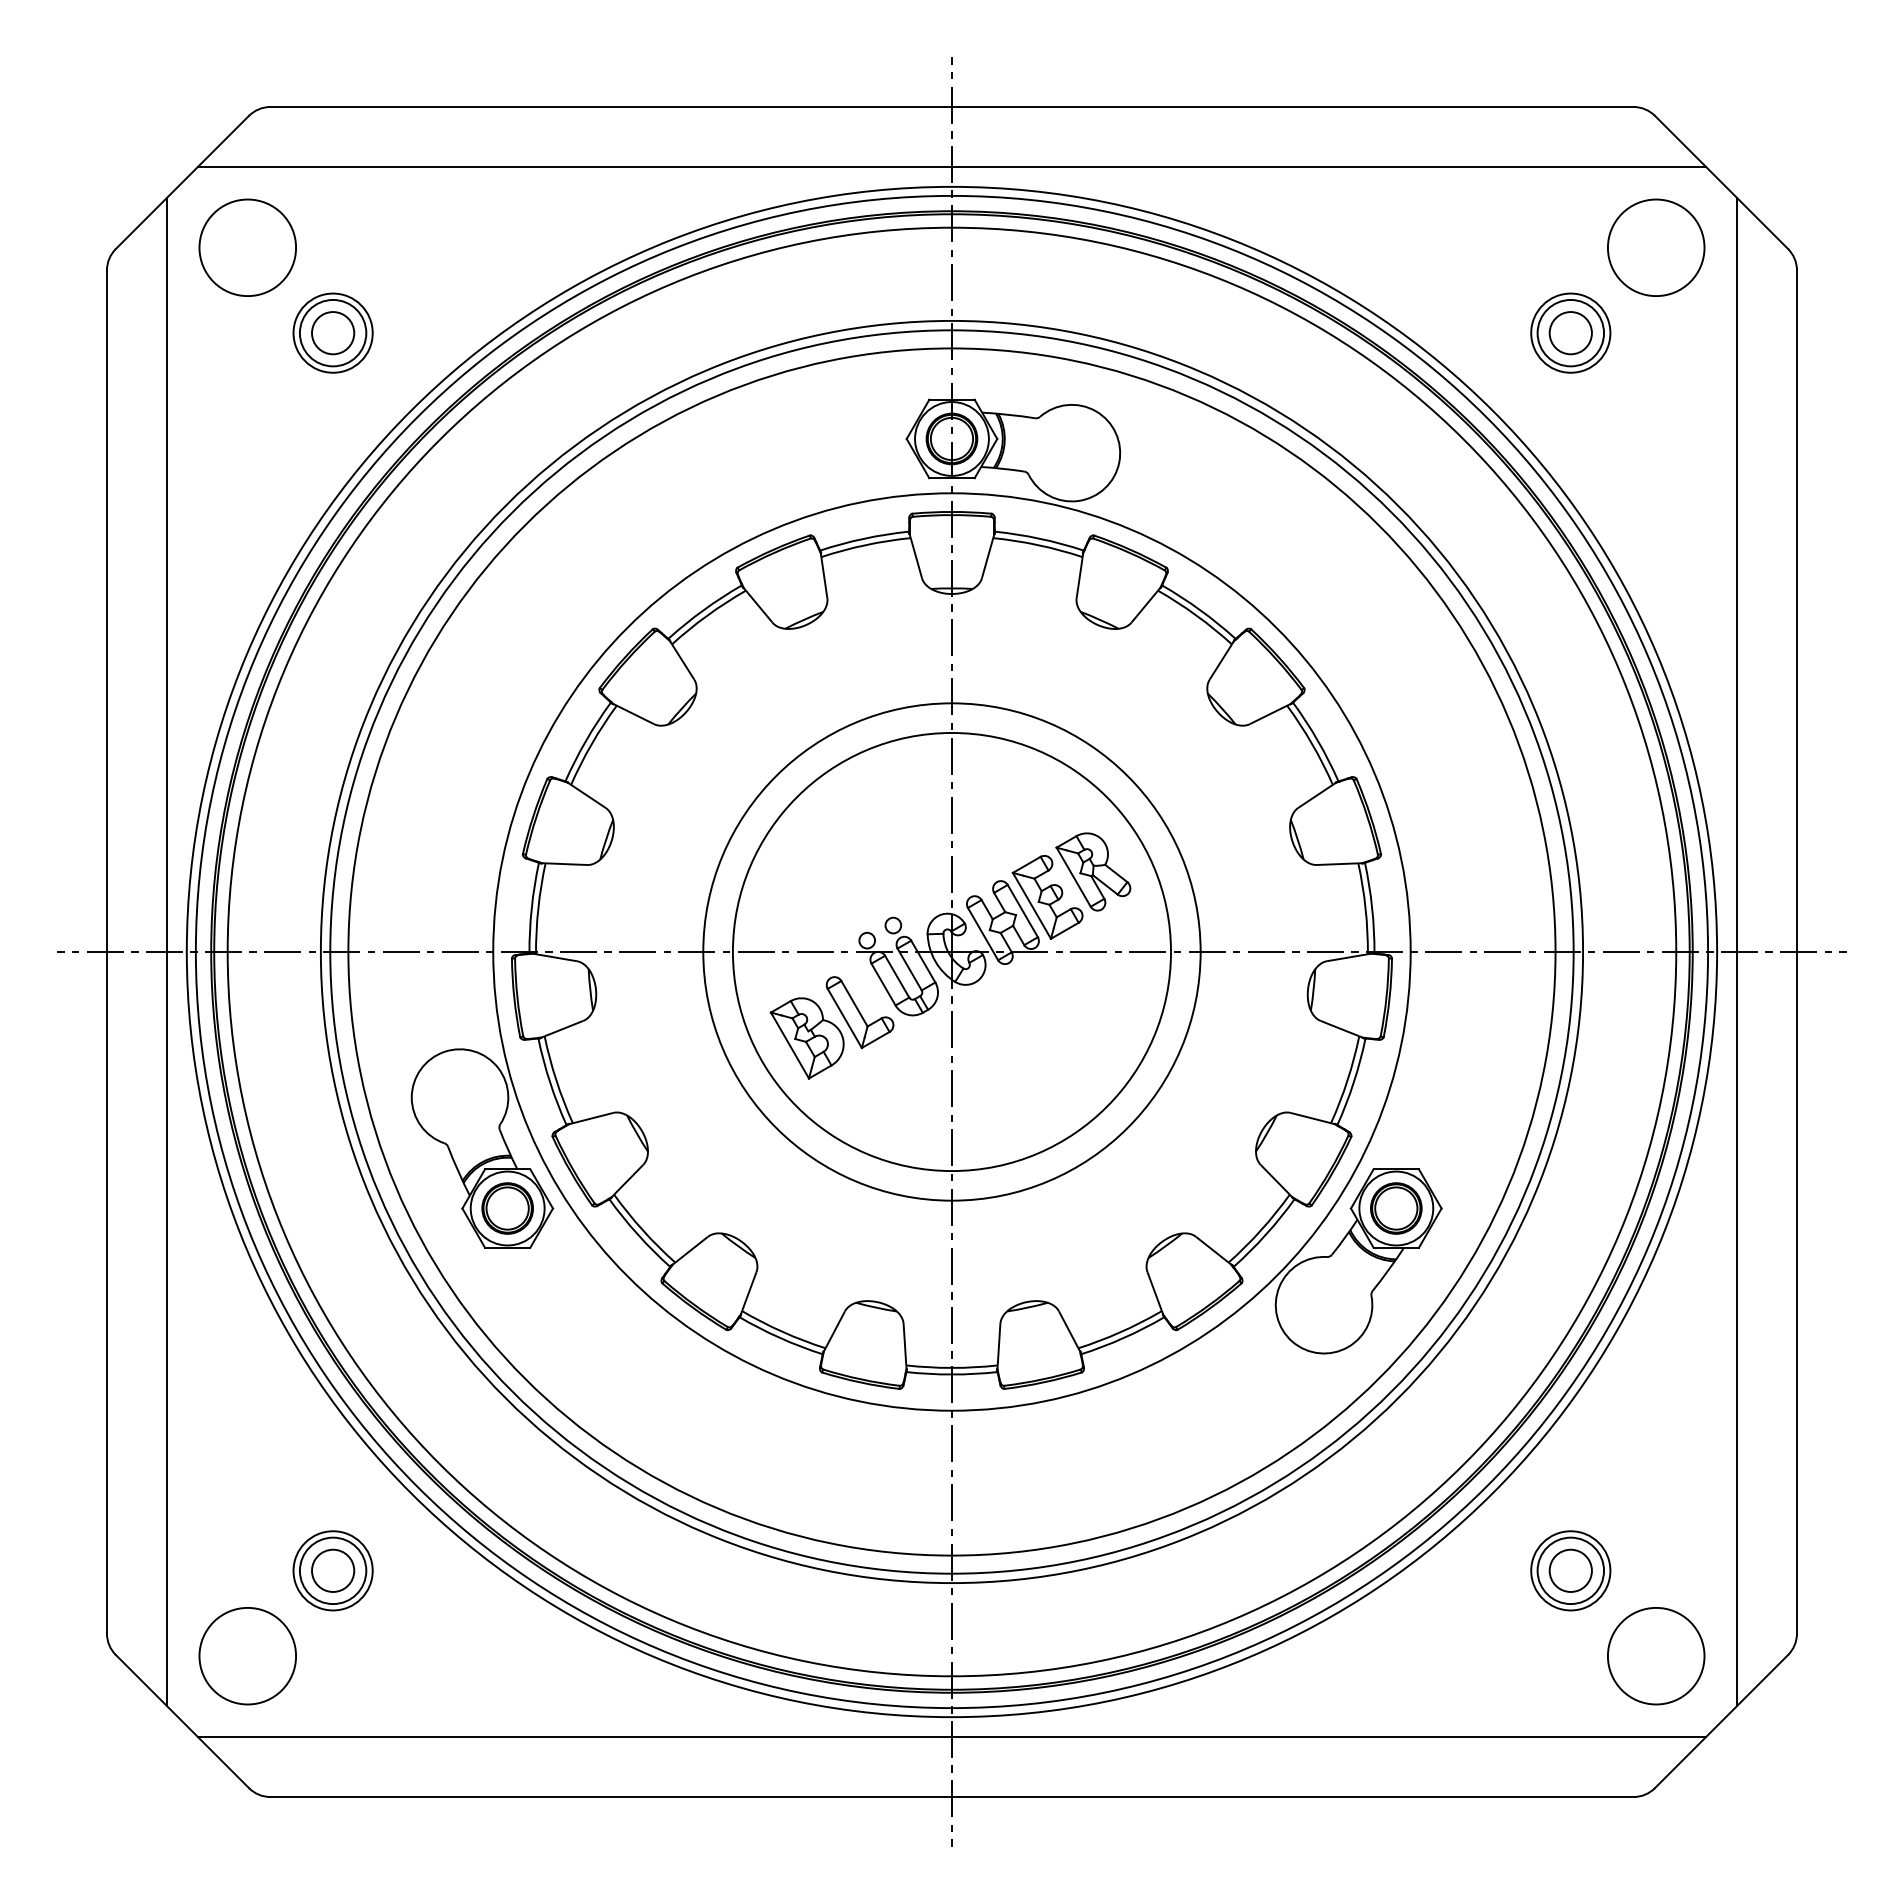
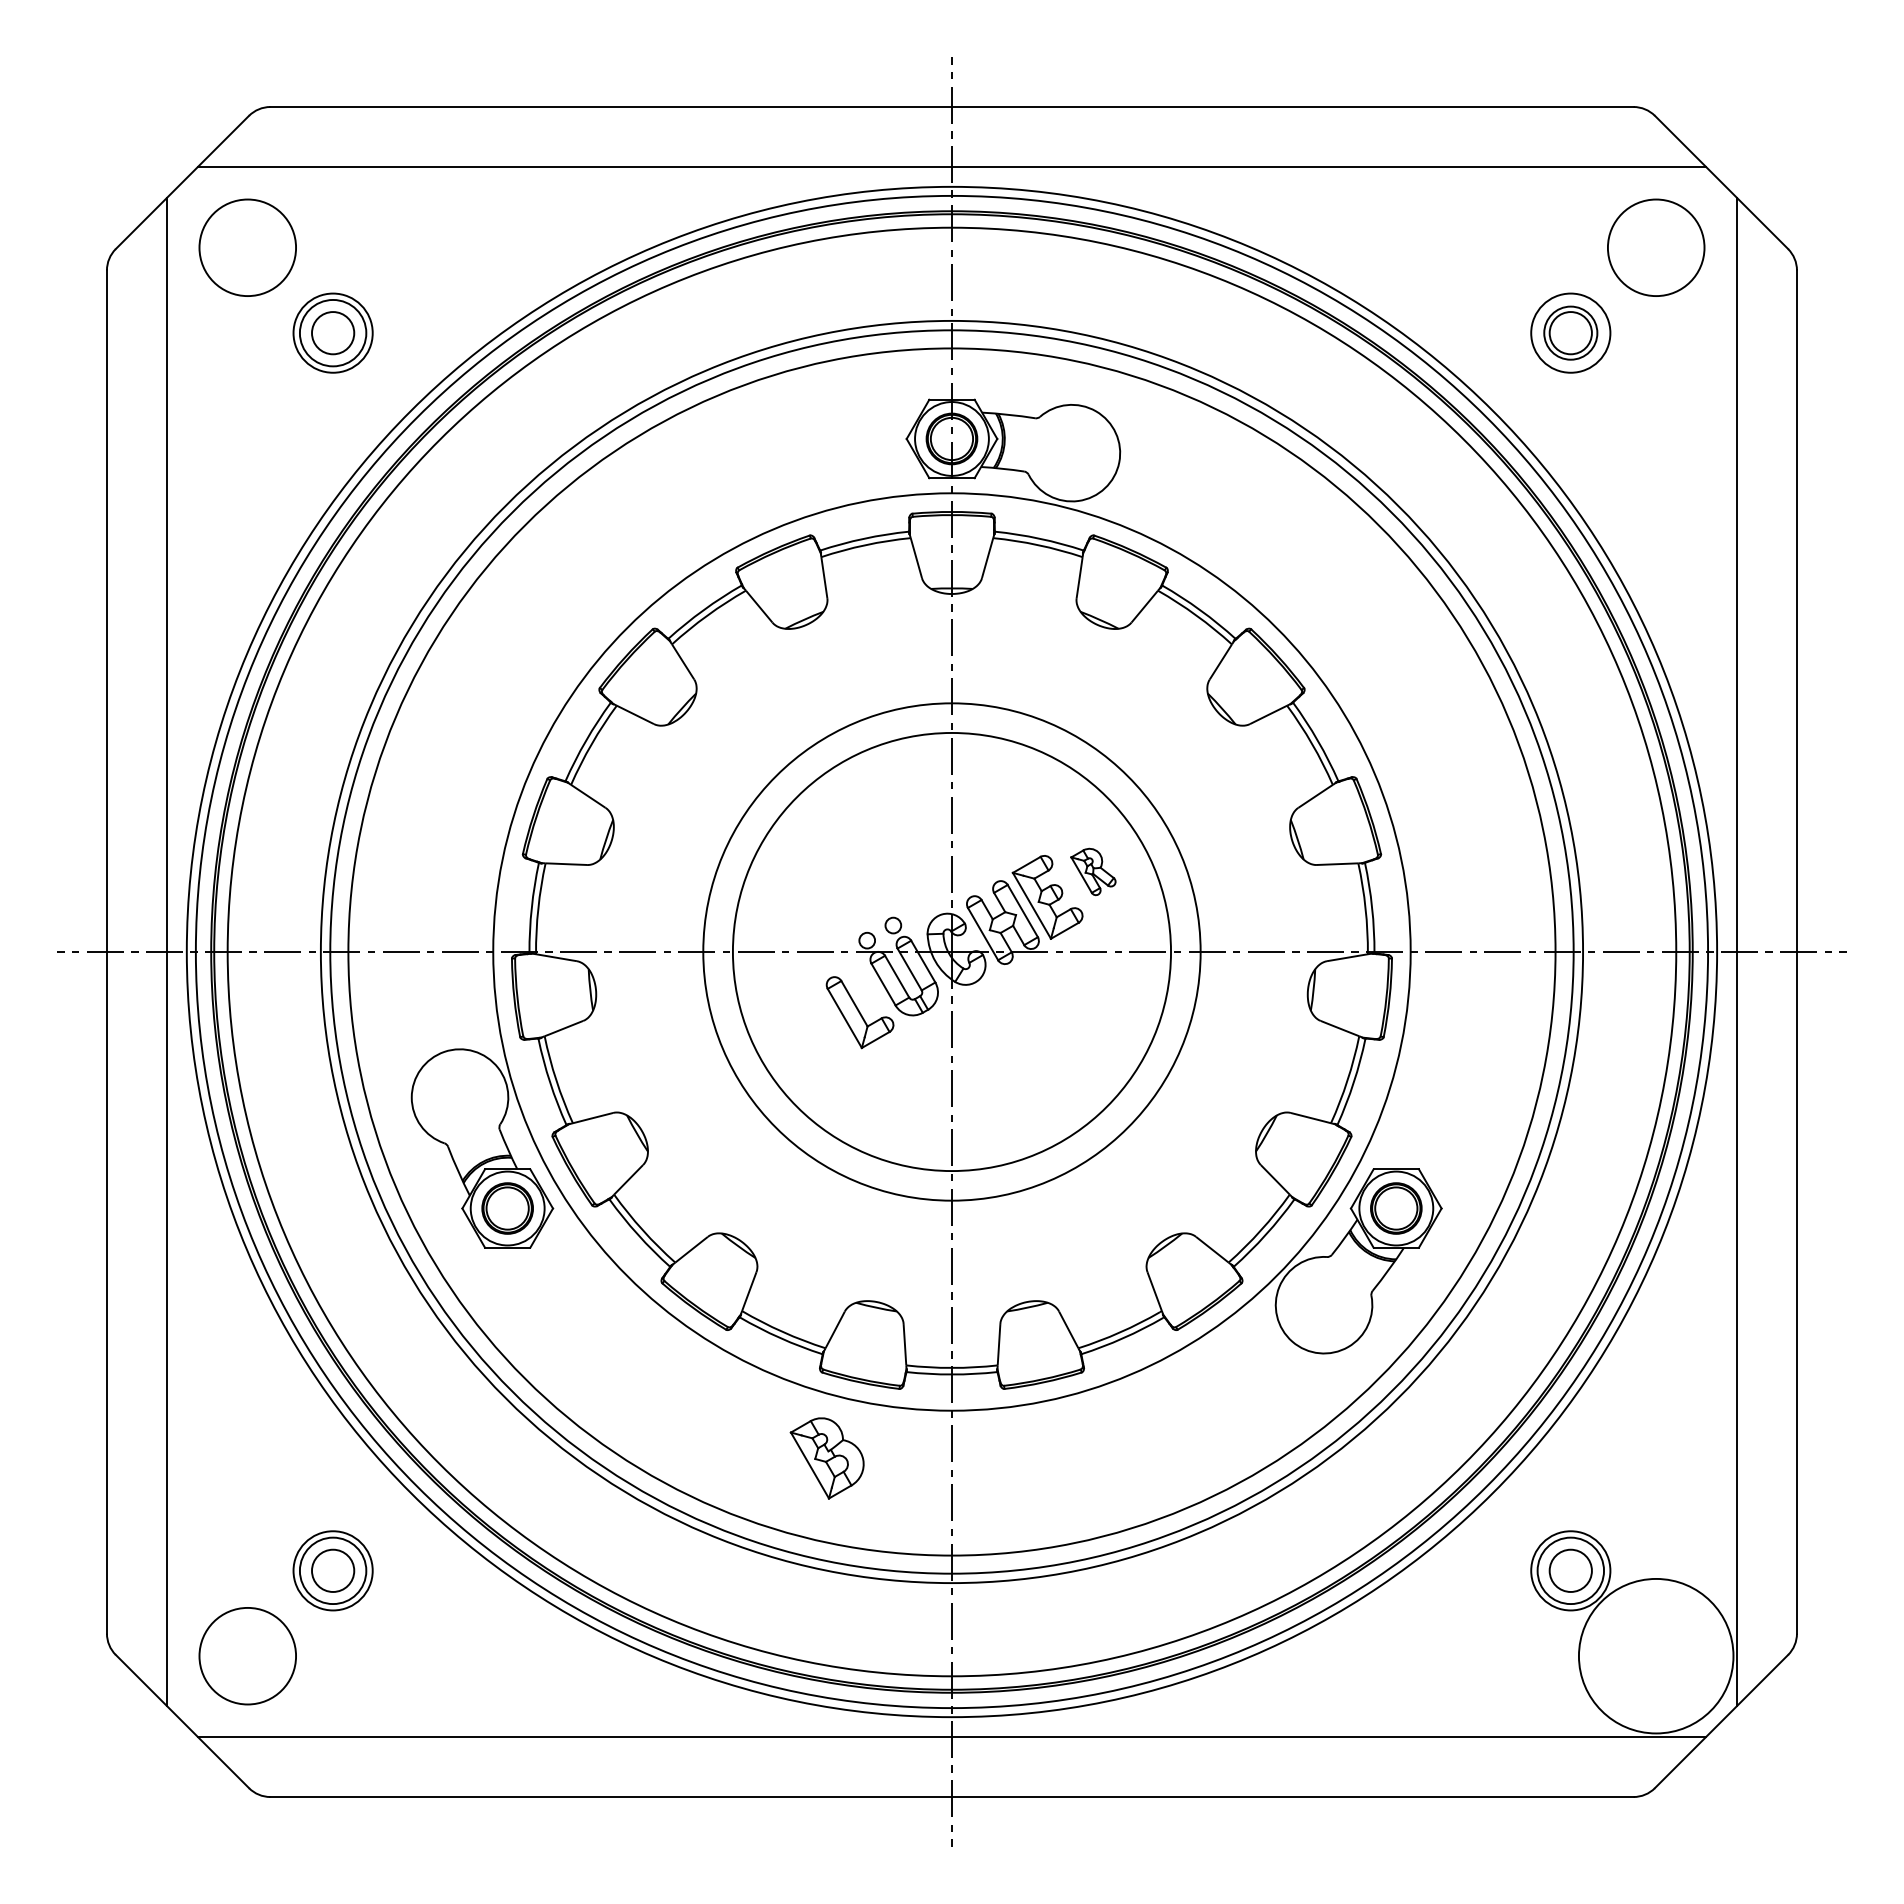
circle diameter: 66 px -> 53 px (1570, 332)
part size: 77x80 px -> 47x50 px (1093, 871)
part position: (806, 1038) -> (826, 1458) (826, 1458)
circle diameter: 97 px -> 155 px (1655, 1655)
